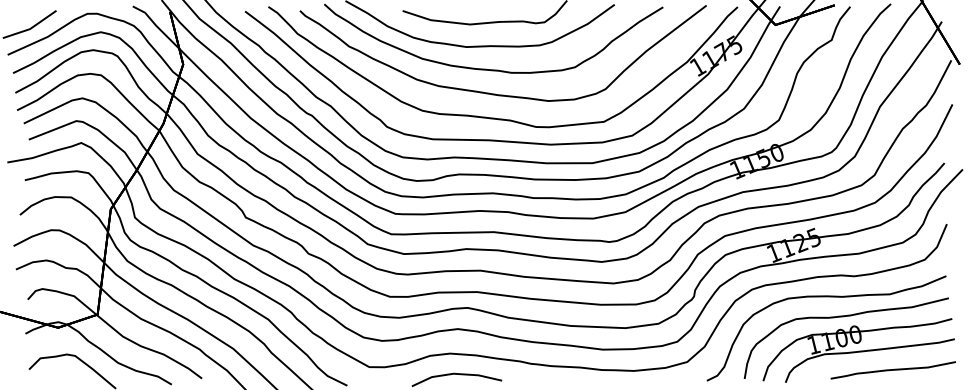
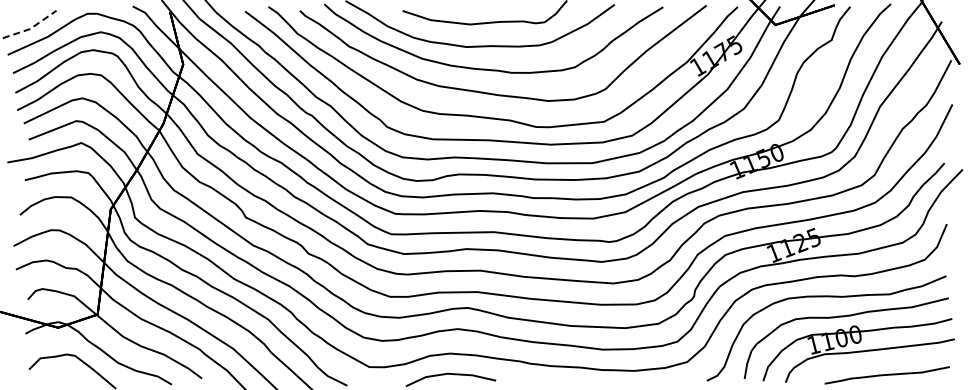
line: solid -> dashed (31, 27)
curve position: (892, 370) -> (886, 375) (886, 375)
line position: (456, 374) -> (450, 374) (450, 374)
